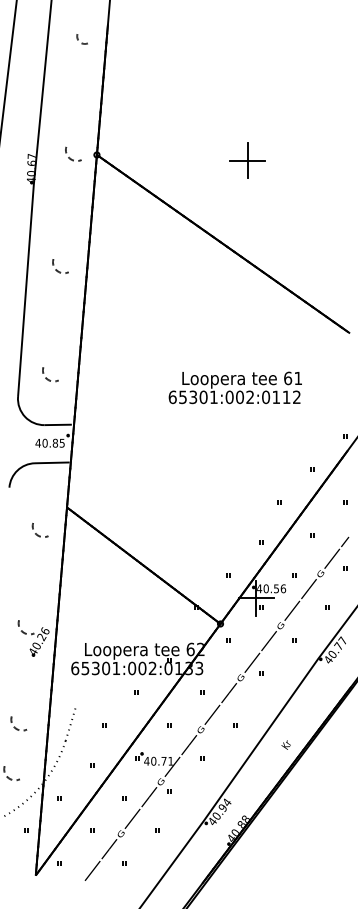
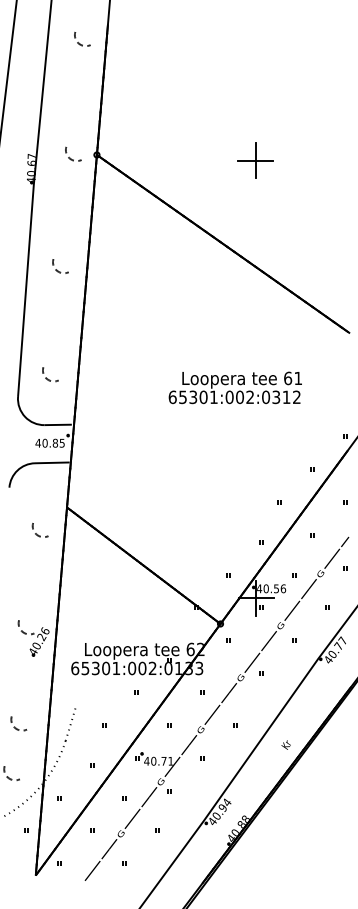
part size: 12x11 px -> 17x16 px (82, 38)
part position: (247, 160) -> (255, 160) (255, 160)
text: 65301:002:0112 -> 65301:002:0312 (276, 397)
